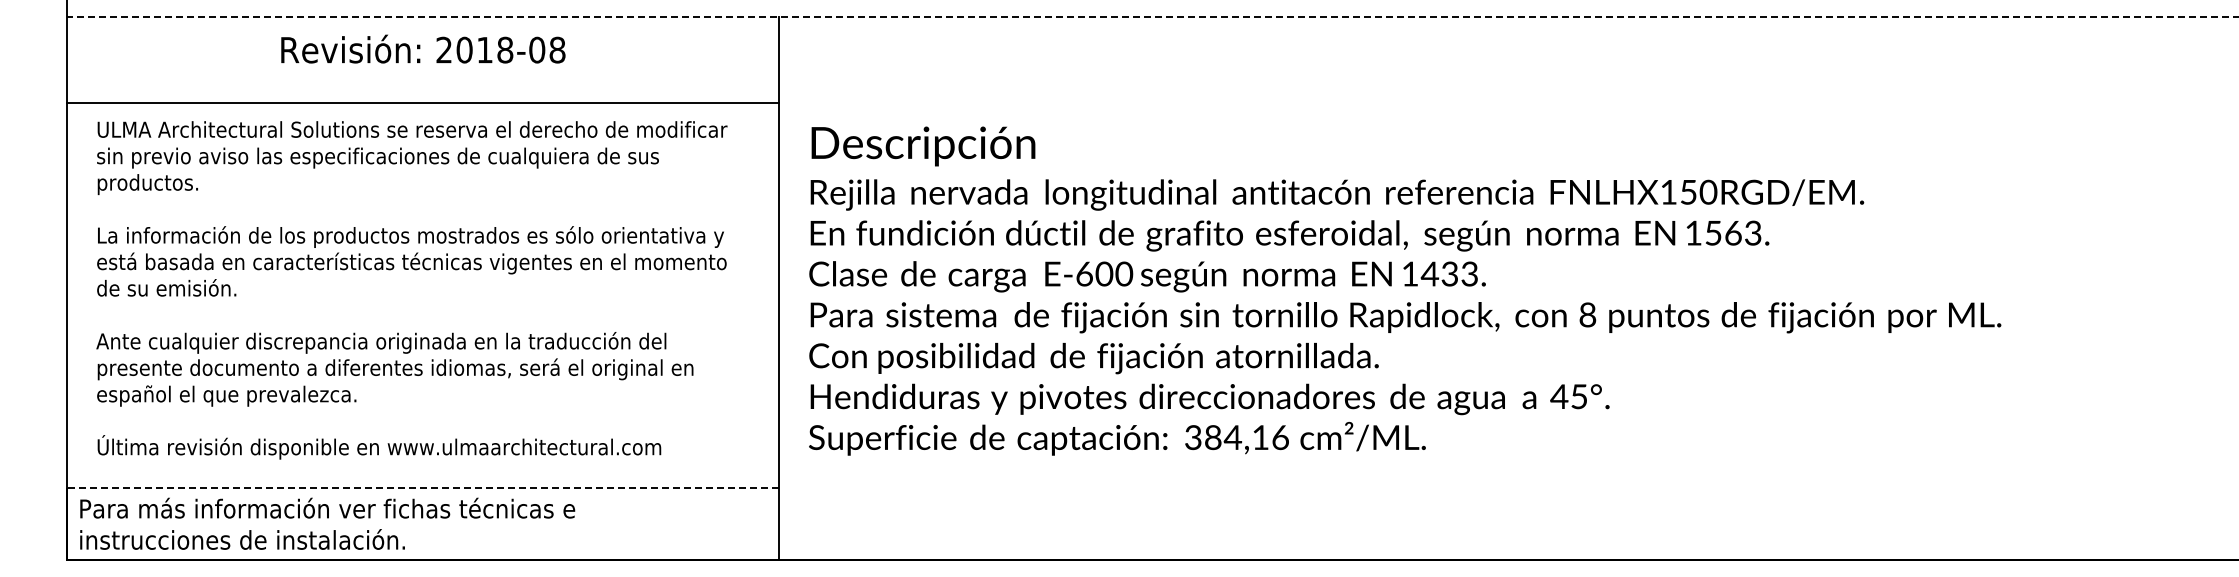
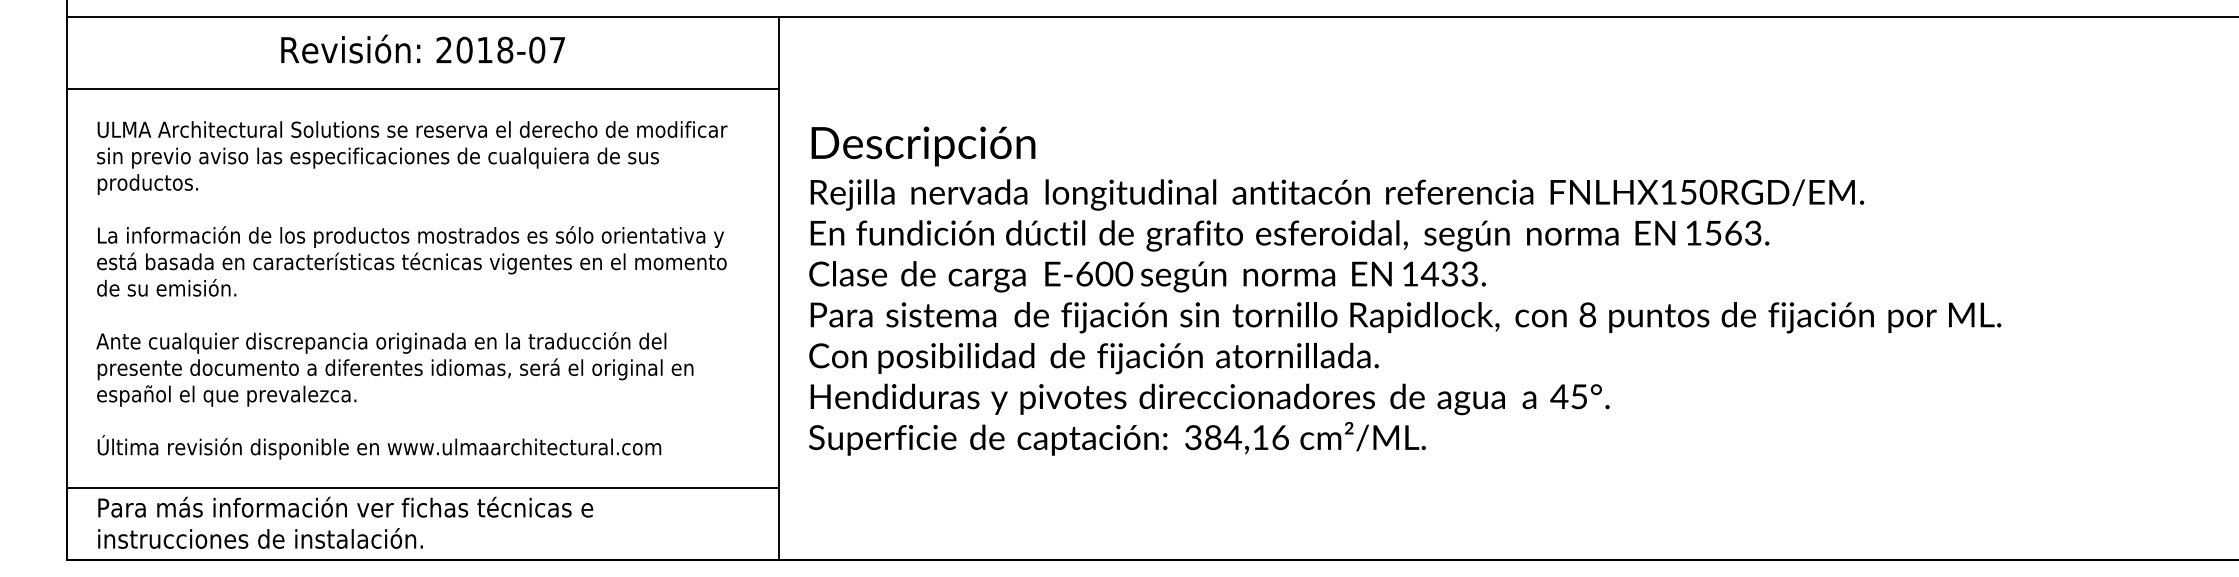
line: dashed -> solid (1153, 17)
text: 2018-08 -> 2018-07 (557, 49)
line position: (422, 103) -> (422, 89) (422, 89)
line: dashed -> solid (422, 487)
text position: (327, 523) -> (345, 522) (345, 522)
